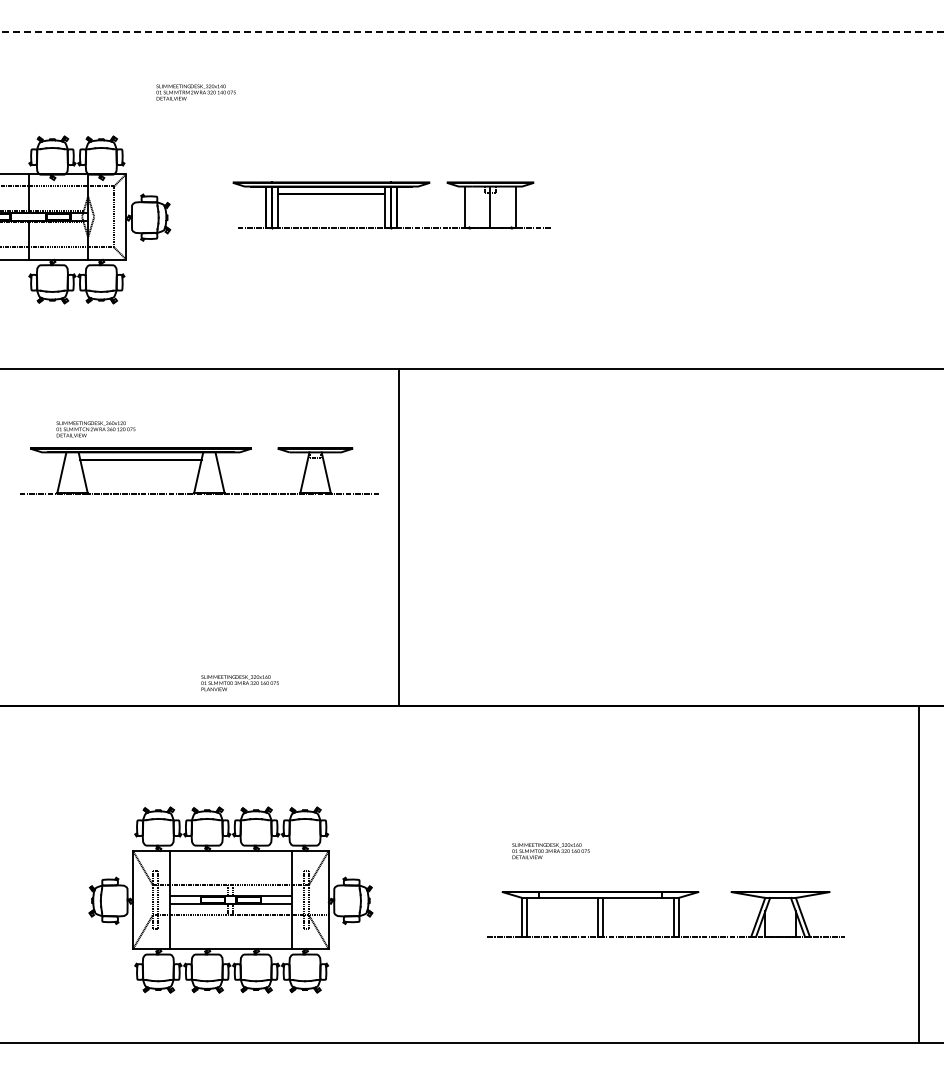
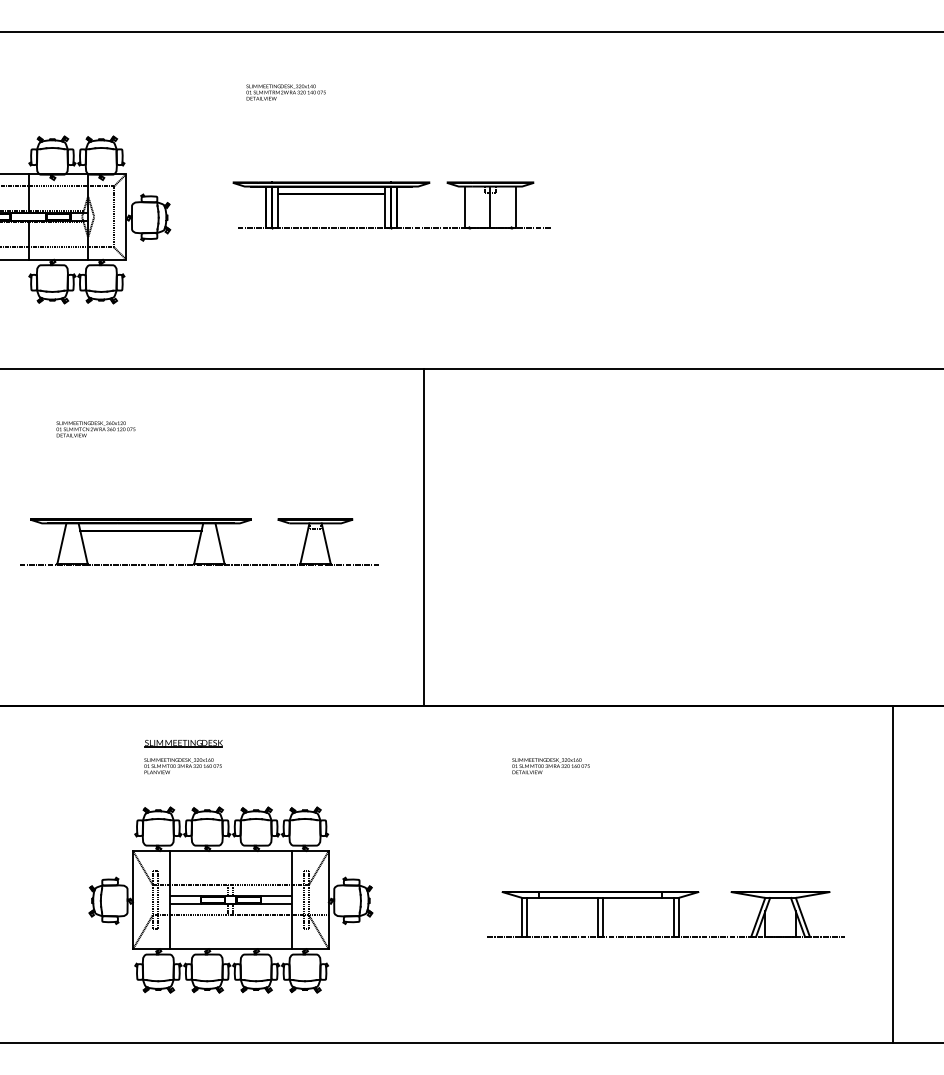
line: dashed -> solid (472, 32)
text position: (195, 92) -> (285, 92) (285, 92)
part position: (199, 470) -> (199, 541) (199, 541)
line position: (399, 537) -> (424, 537) (424, 537)
text position: (239, 683) -> (182, 766) (182, 766)
part: none -> present (183, 743)
text position: (550, 851) -> (550, 766) (550, 766)
line position: (919, 873) -> (893, 873) (893, 873)
